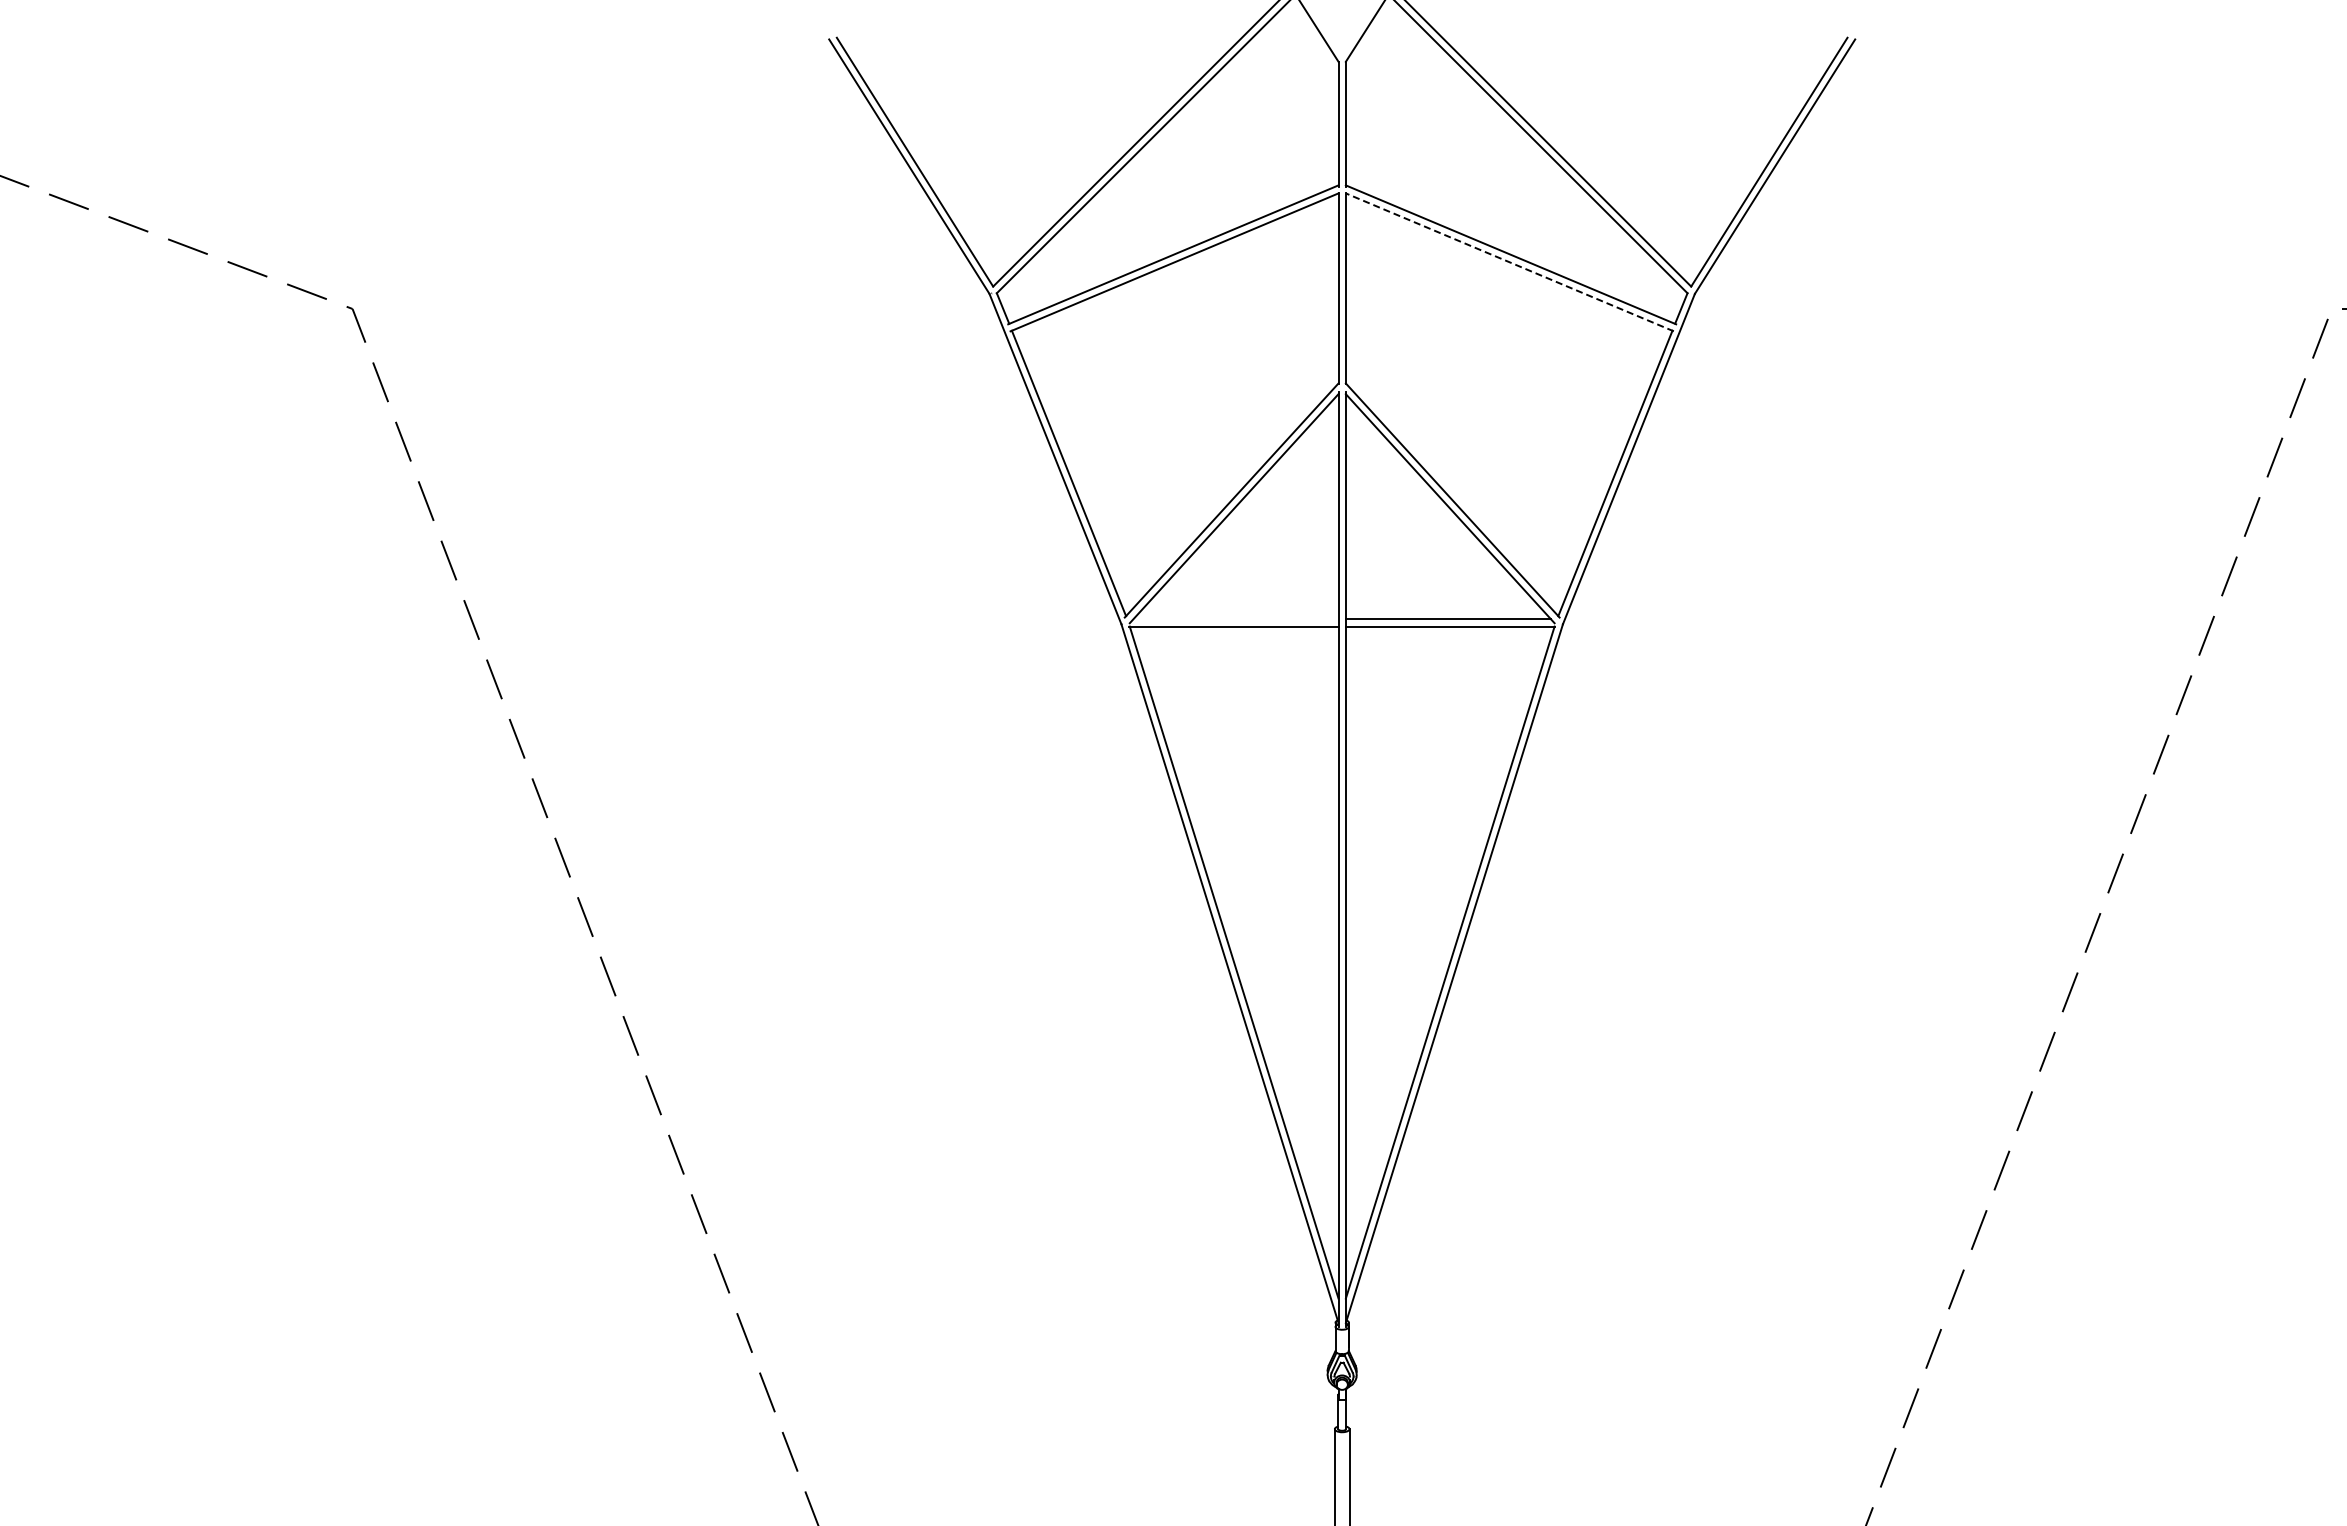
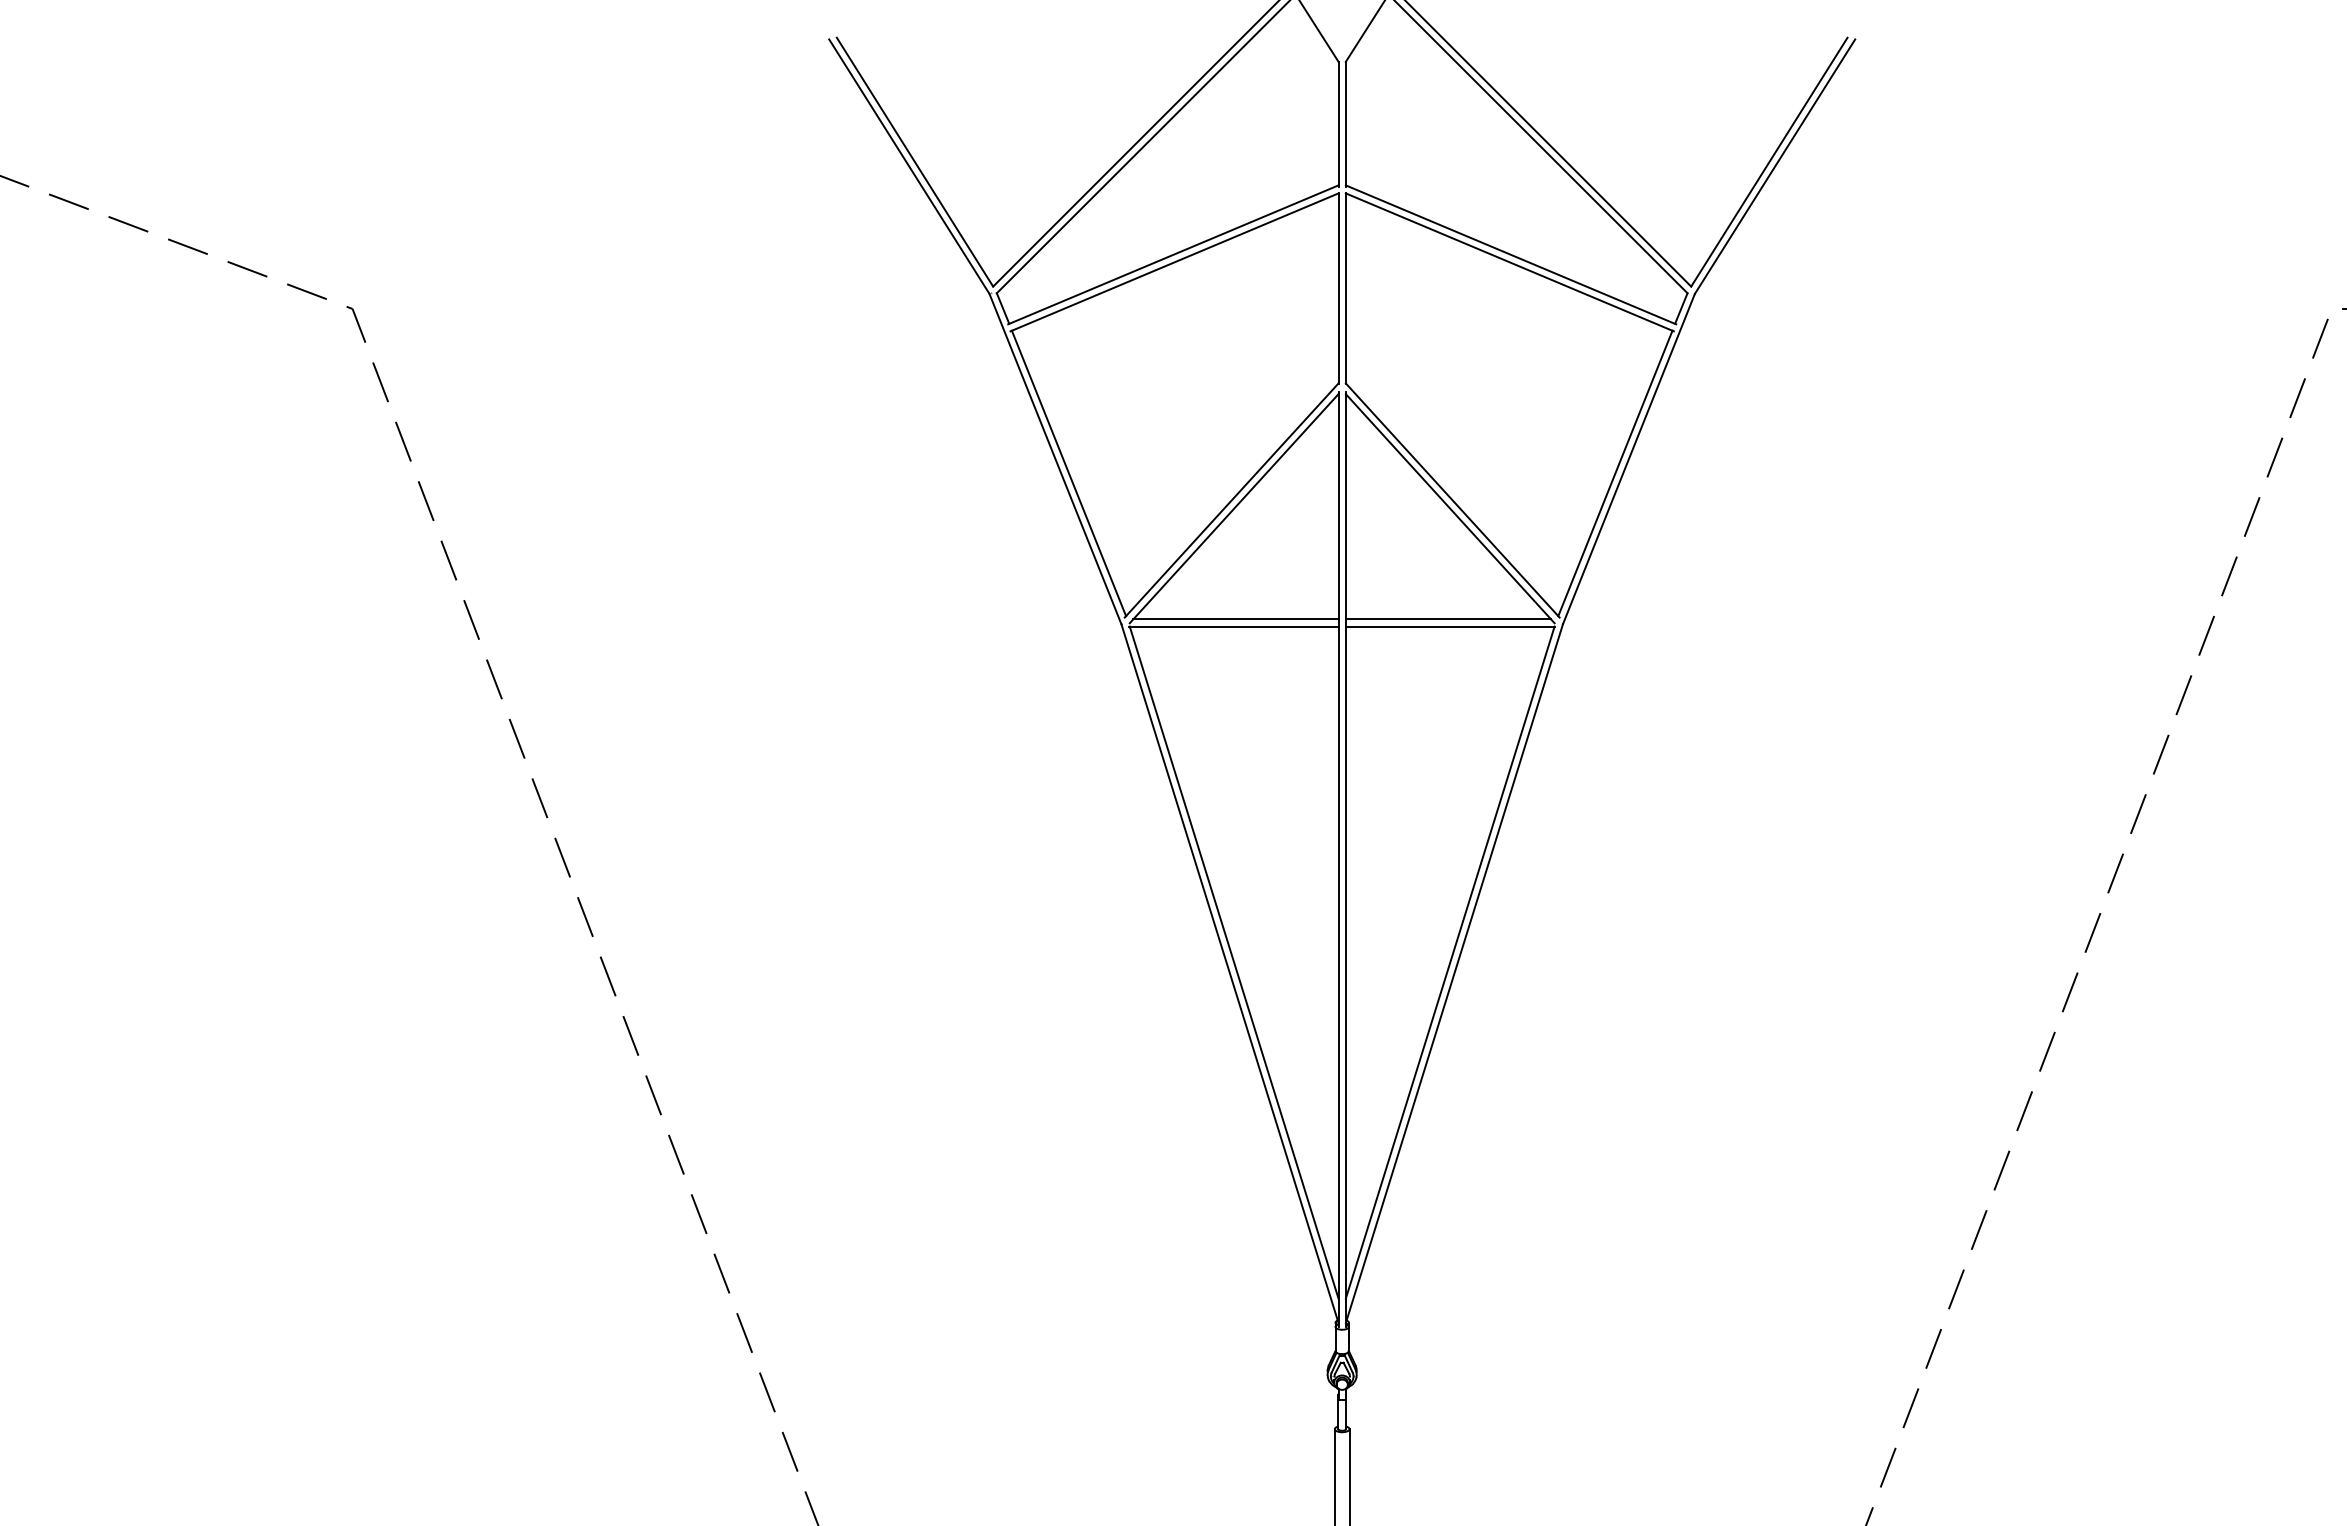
line: dashed -> solid (1509, 262)
line: none -> present (1235, 619)
